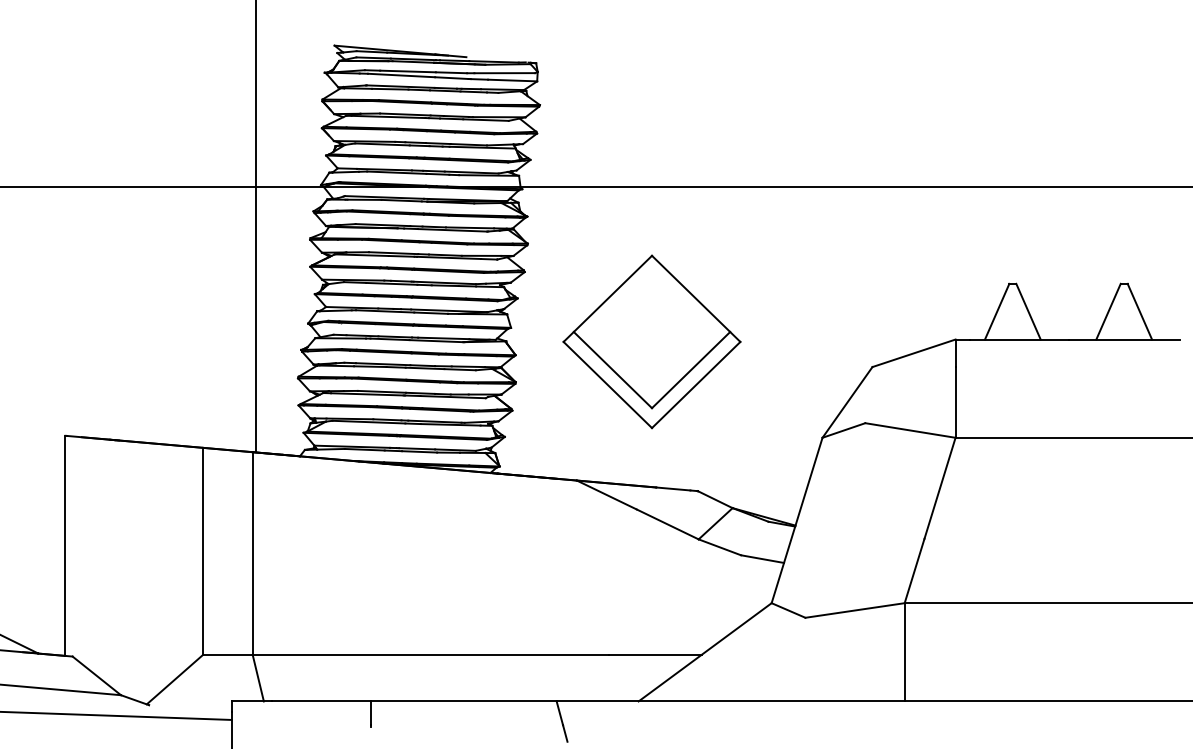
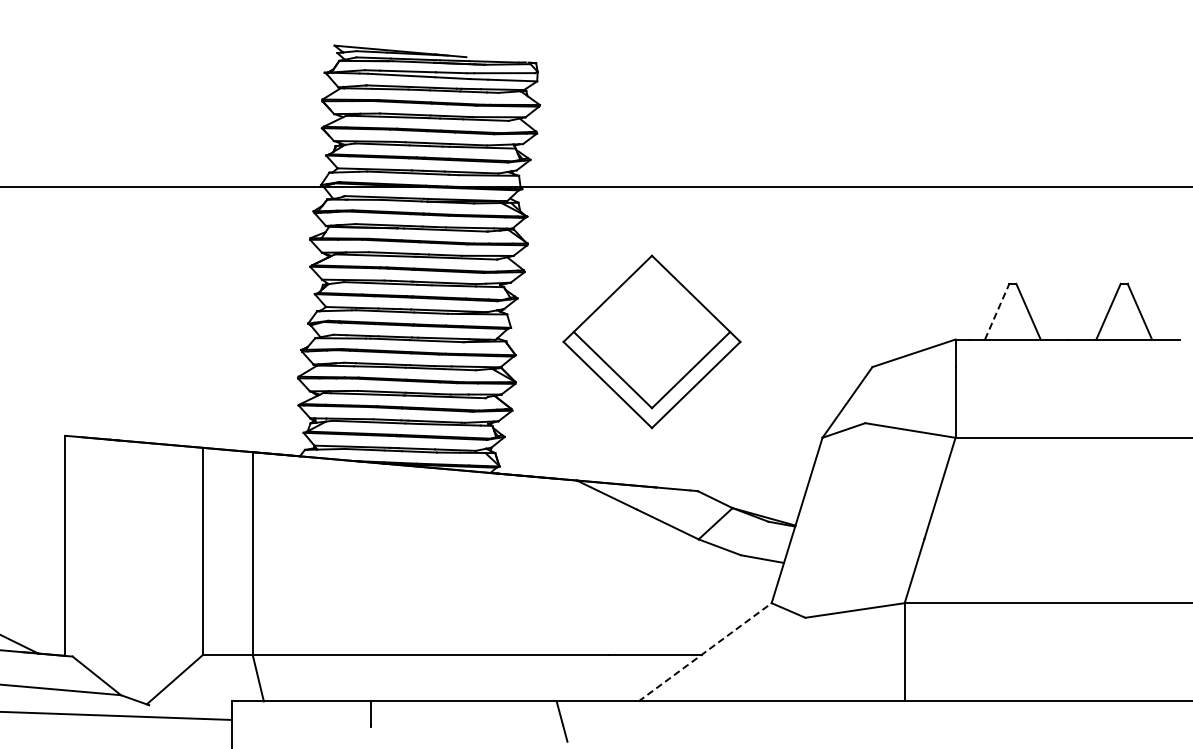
line: present -> none (255, 227)
line: solid -> dashed (997, 311)
line: solid -> dashed (705, 652)
